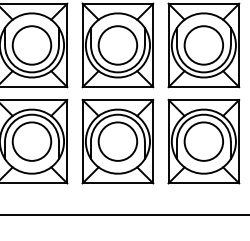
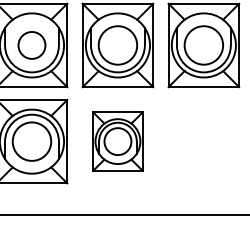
circle diameter: 38 px -> 27 px (31, 44)
part size: 74x87 px -> 52x61 px (117, 141)
part: present -> none (203, 141)
